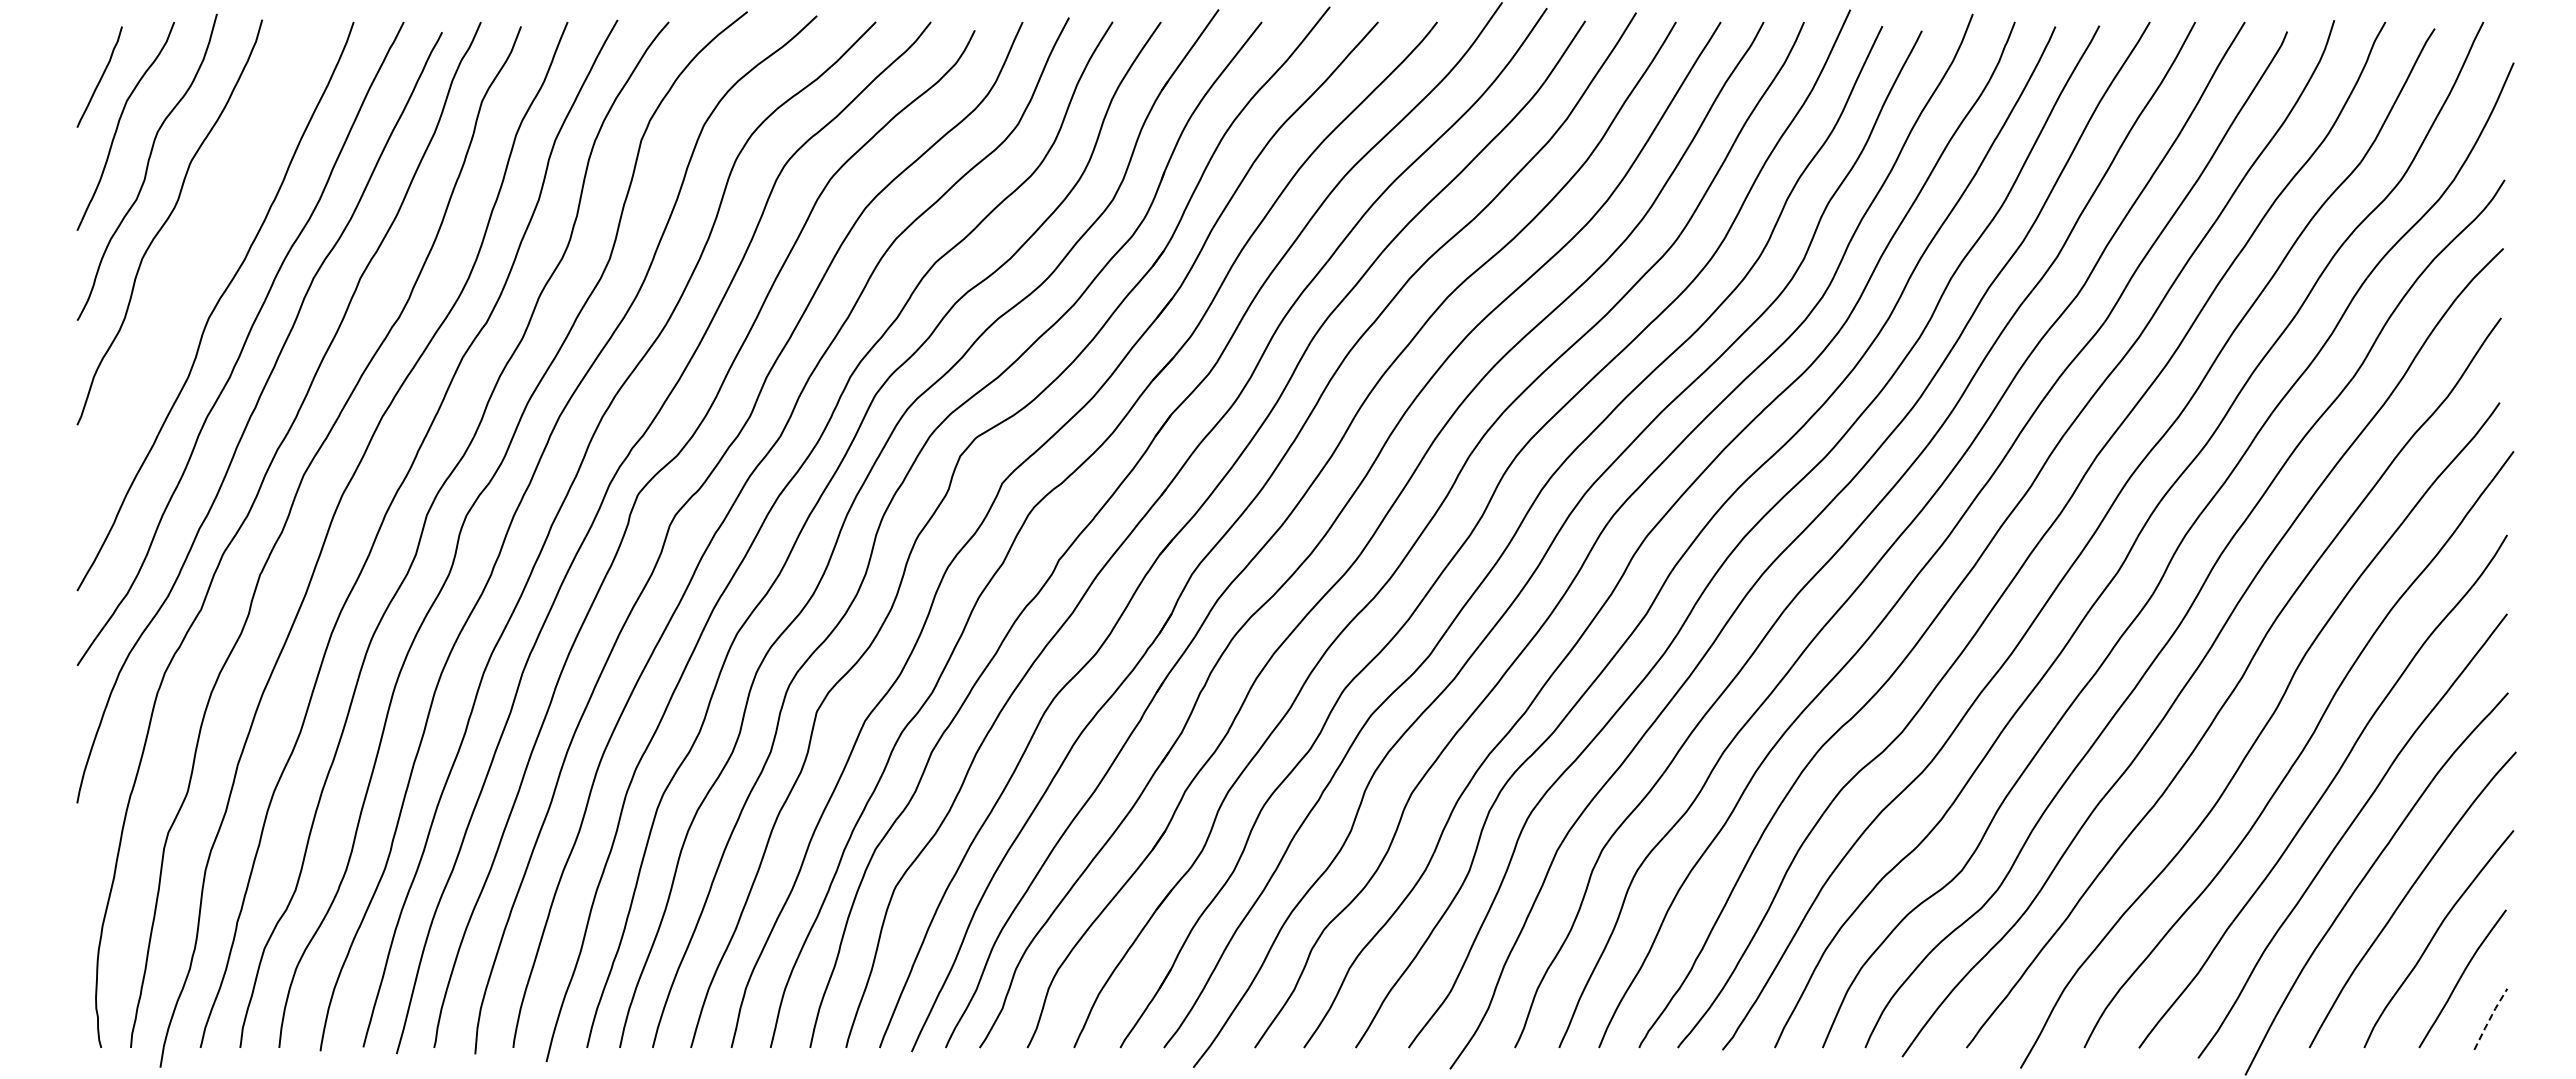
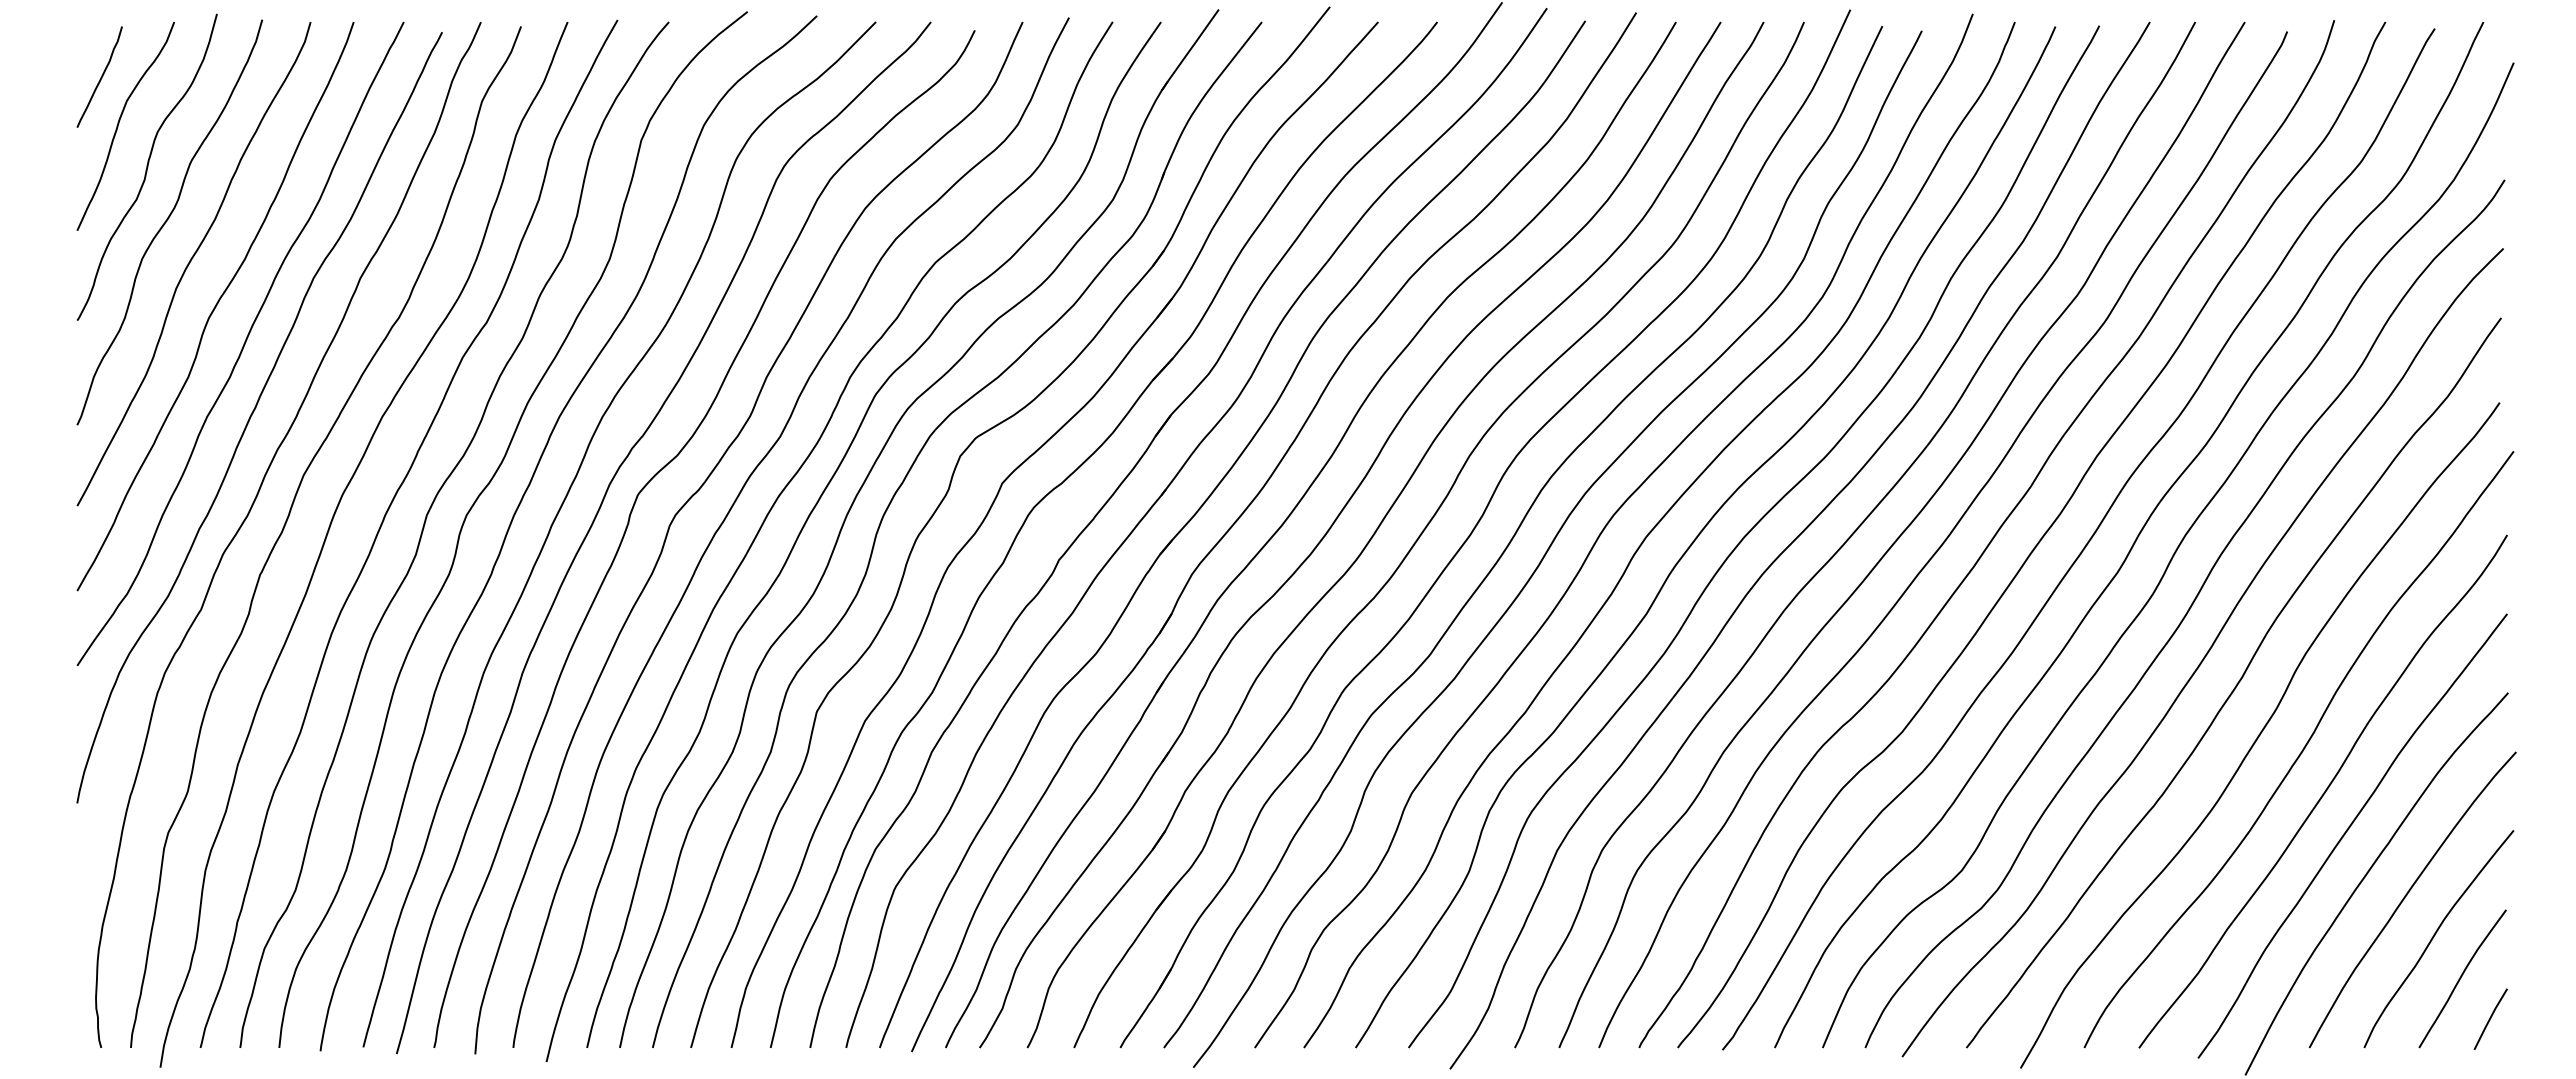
curve: none -> present (190, 263)
line: dashed -> solid (2490, 1018)
